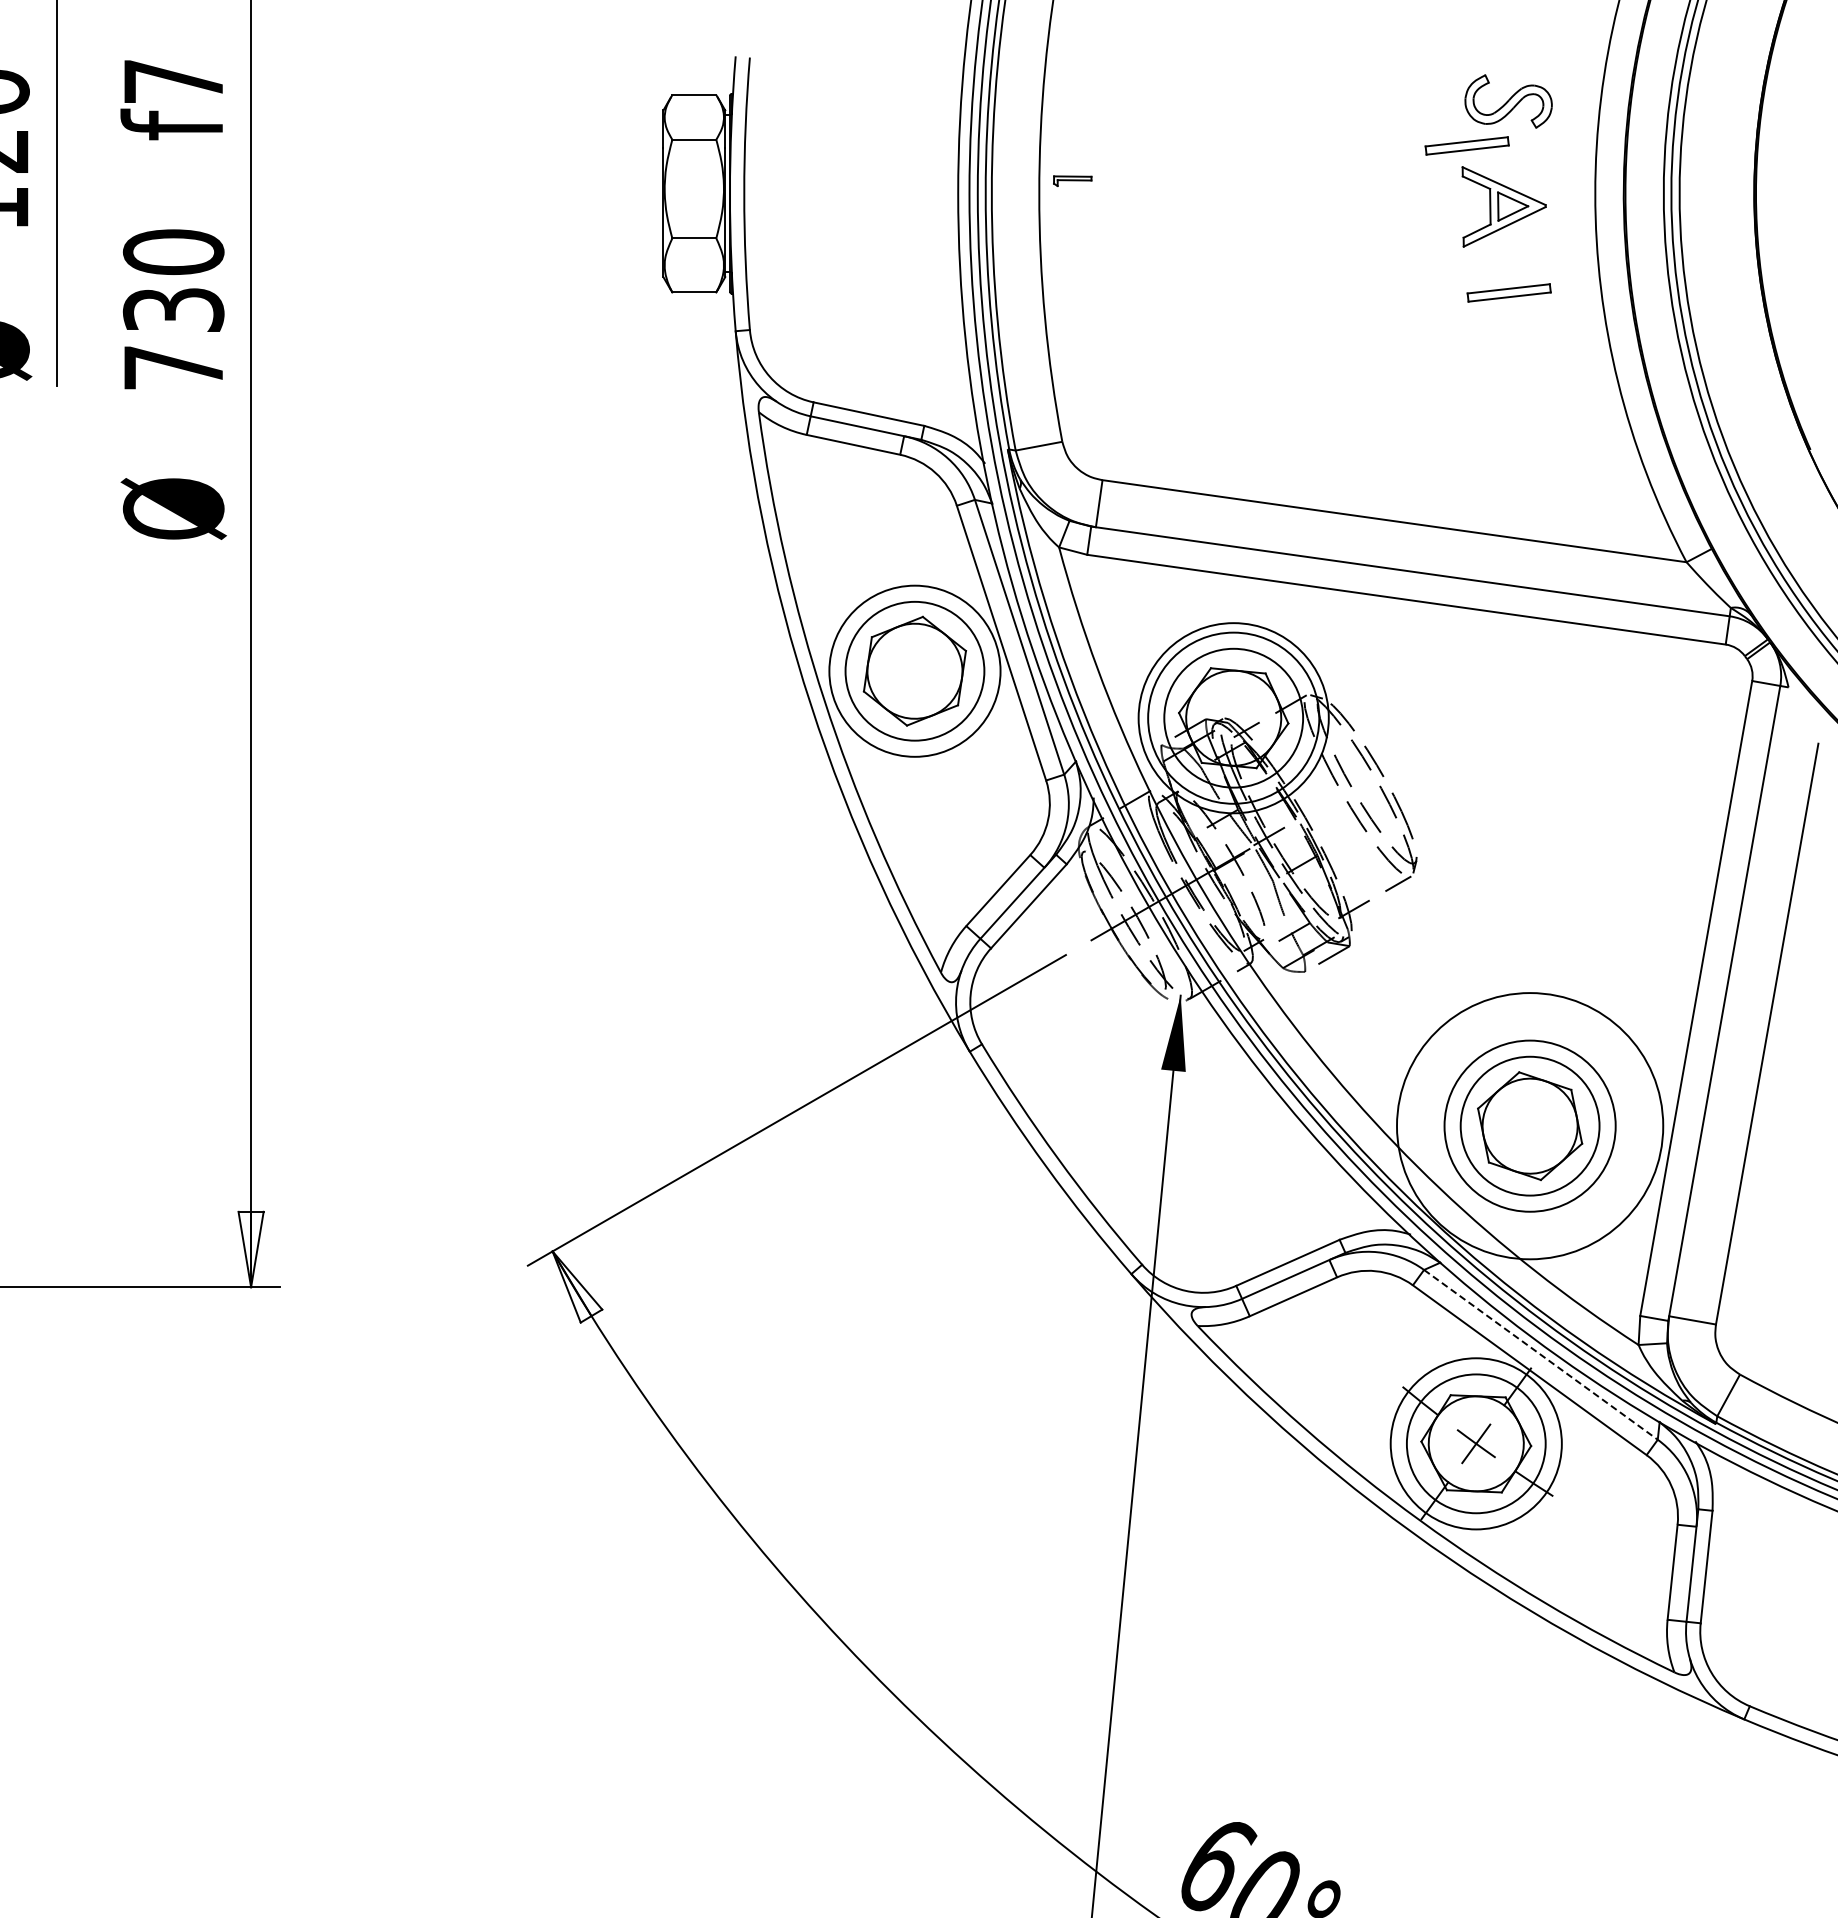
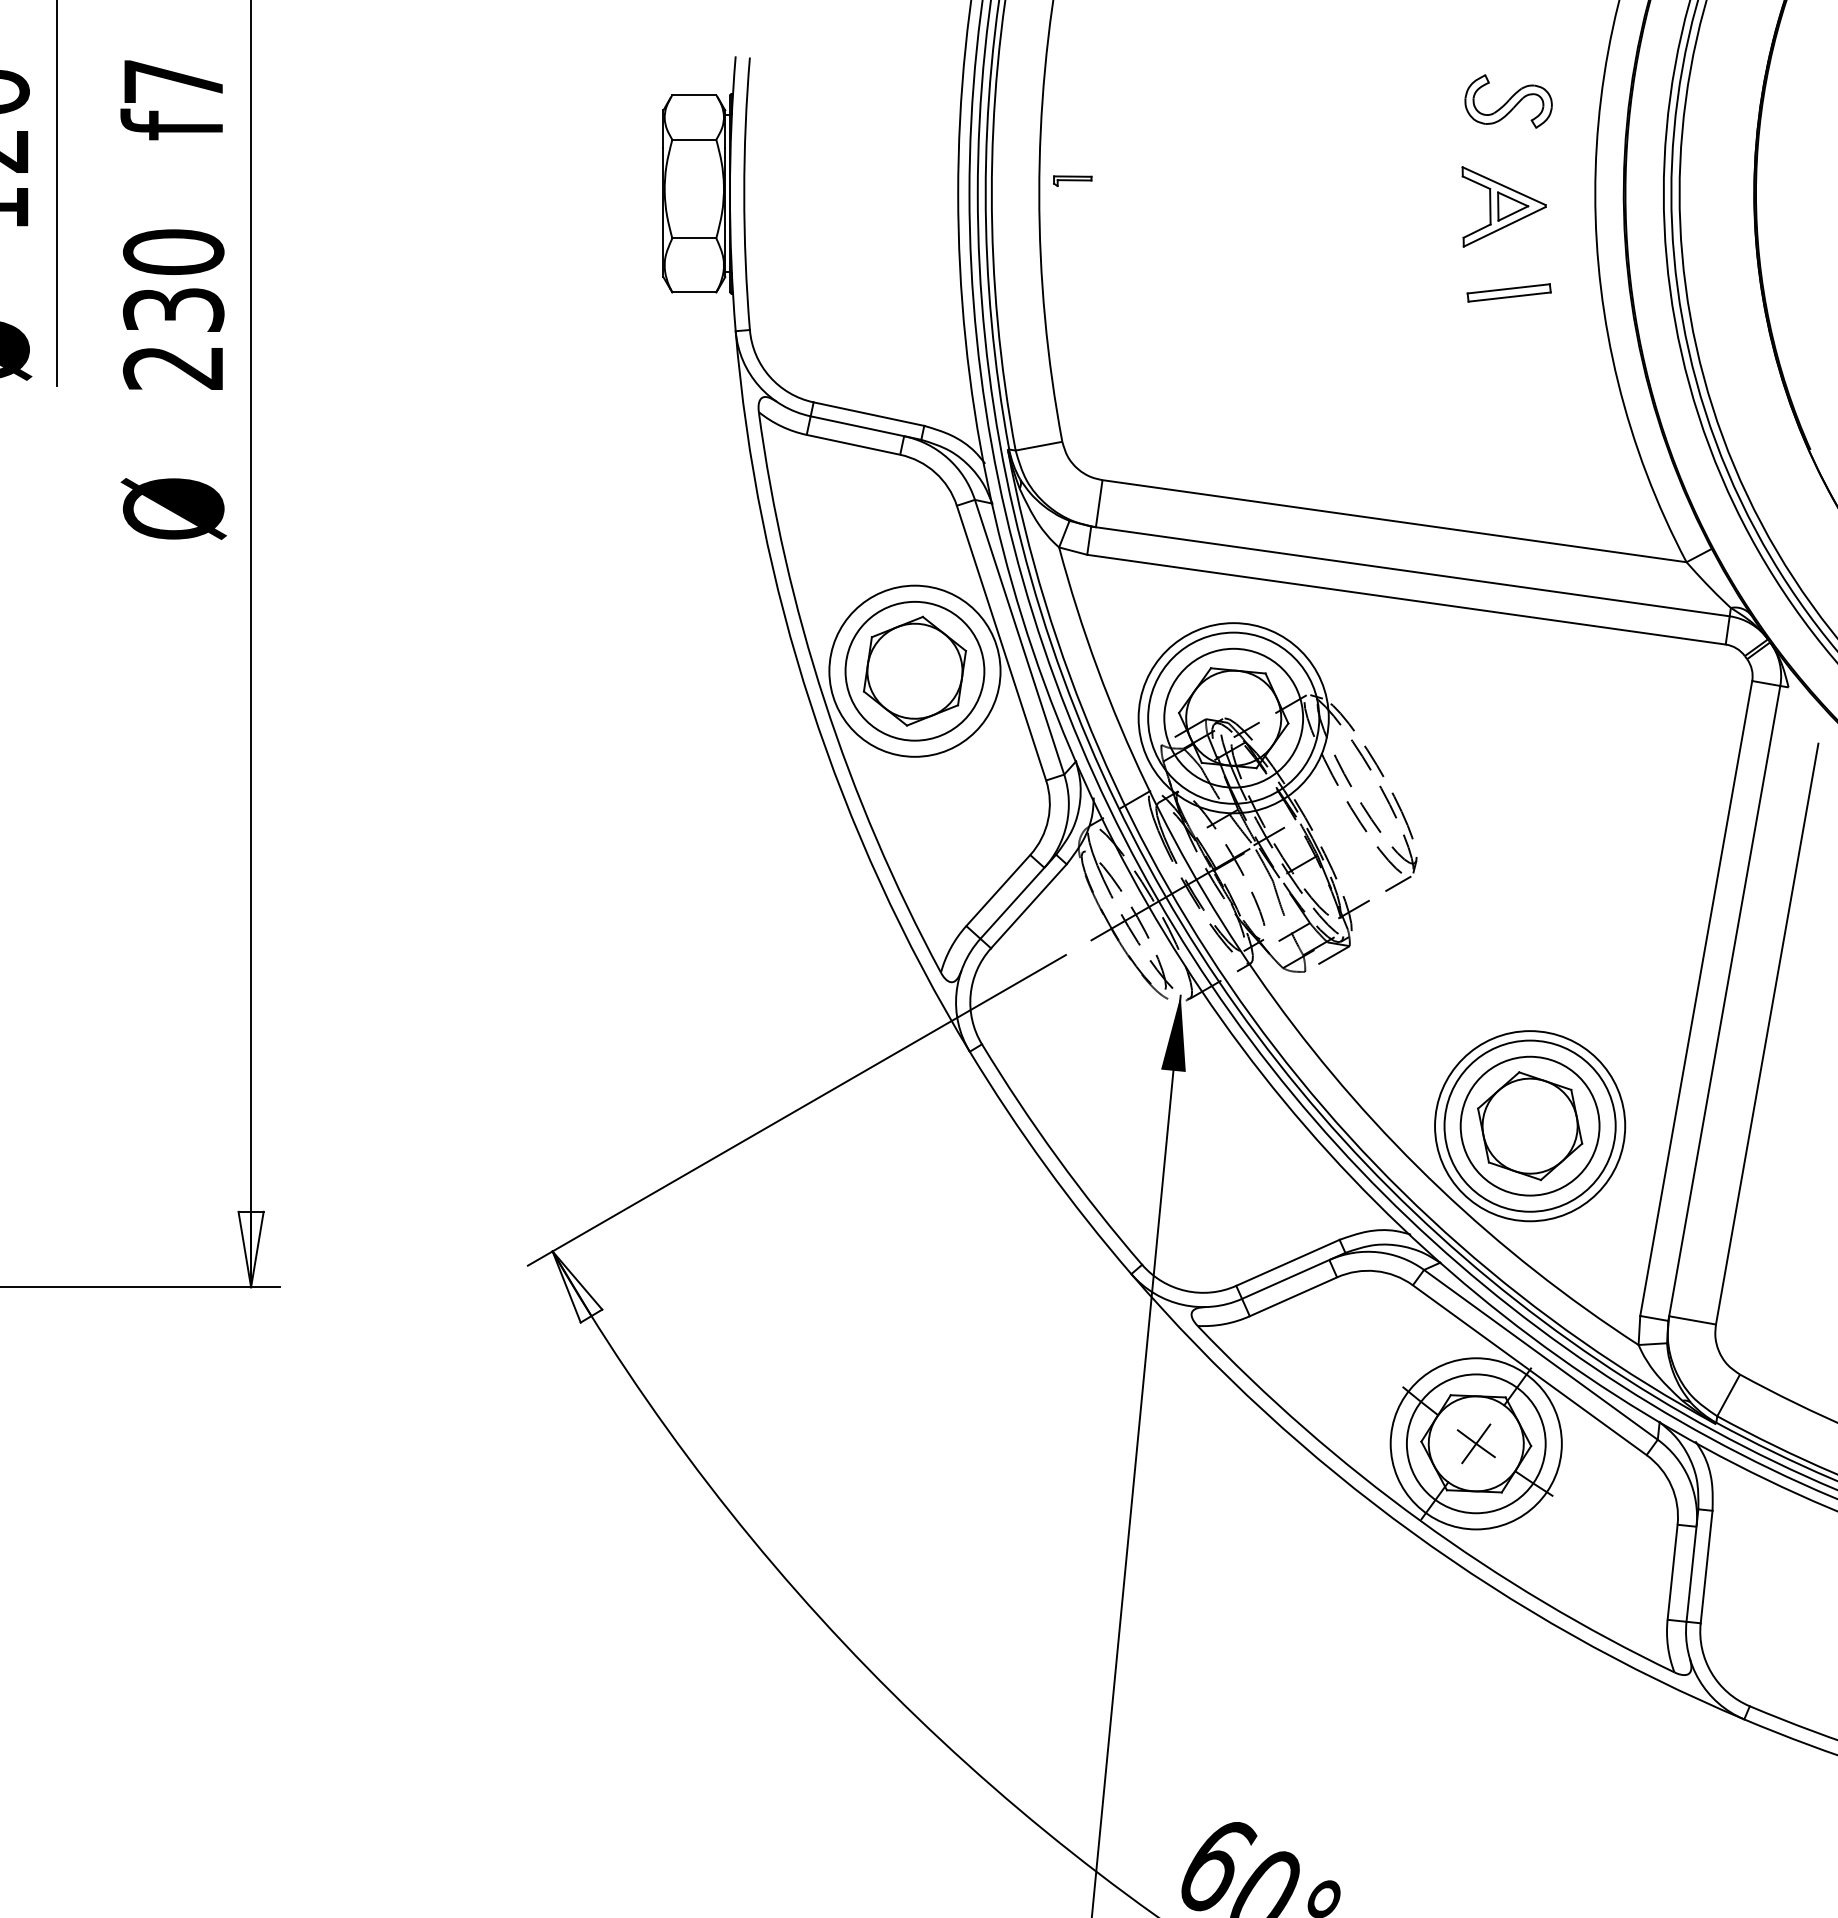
part: present -> none (1466, 145)
text: 730 -> 230 (172, 367)
circle diameter: 266 px -> 190 px (1530, 1126)
line: dashed -> solid (1541, 1355)
